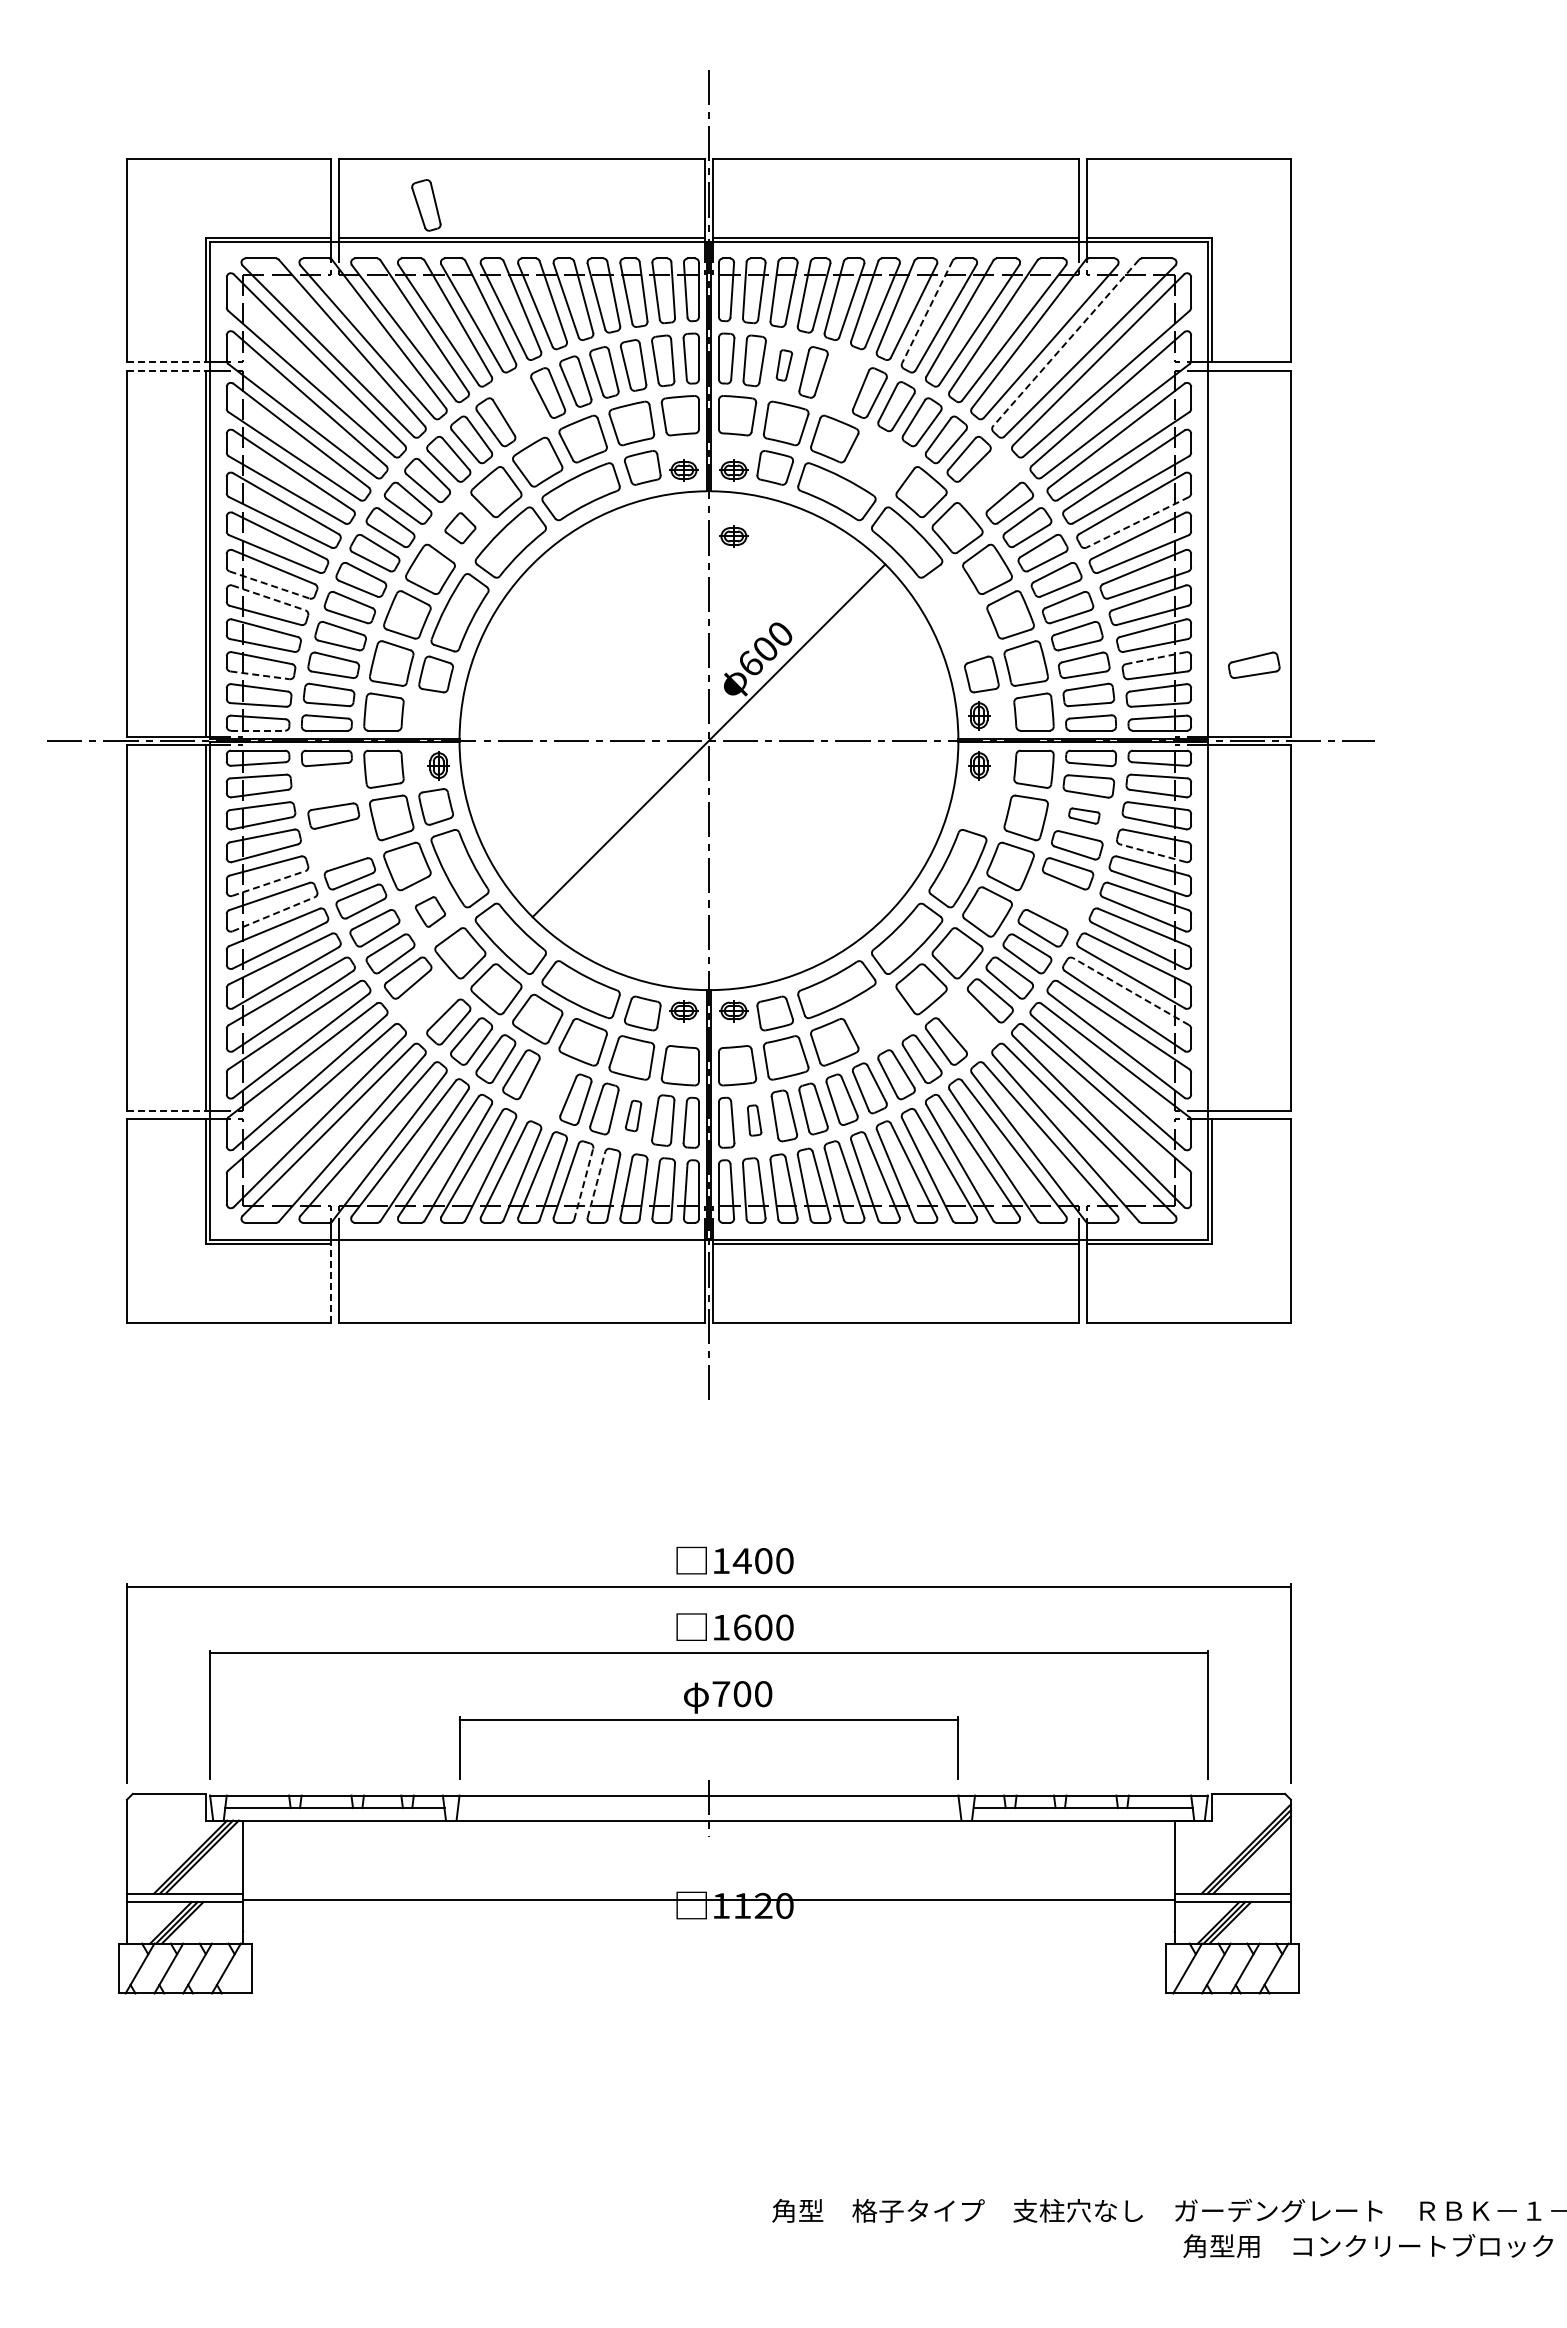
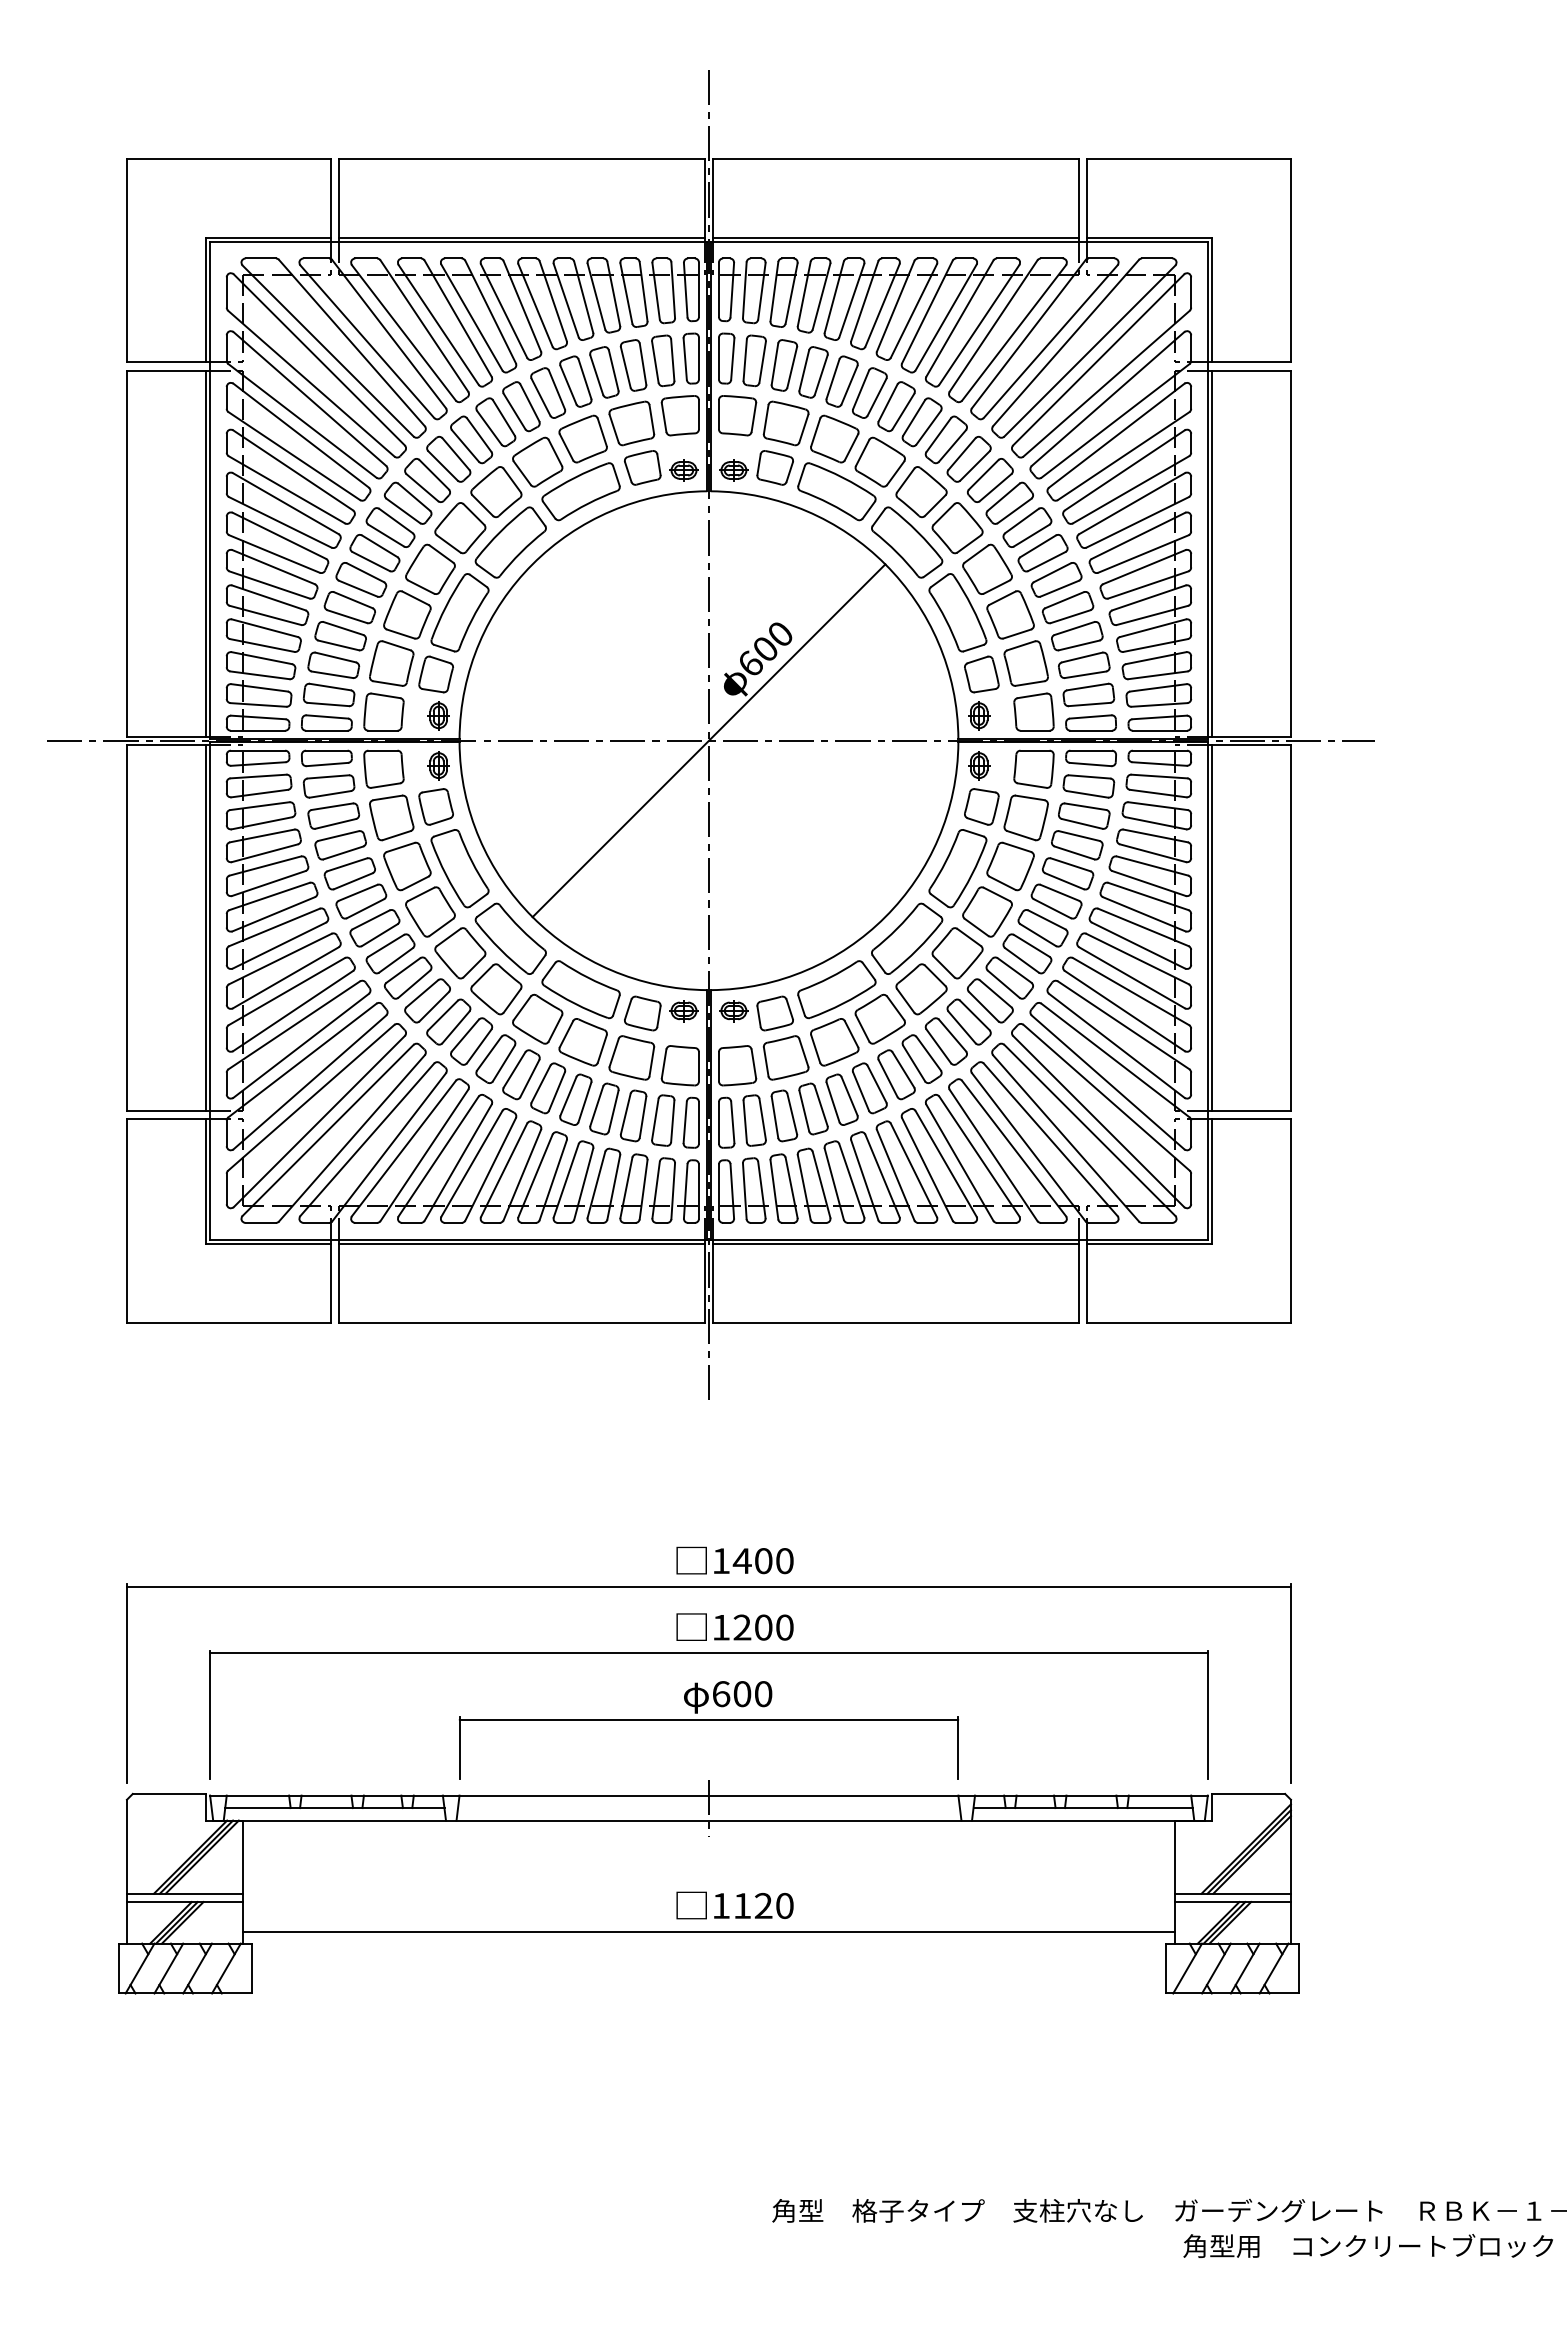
part: present -> none (426, 205)
line: dashed -> solid (927, 312)
line: dashed -> solid (1066, 343)
line: dashed -> solid (168, 362)
part size: 18x33 px -> 29x53 px (784, 365)
line: dashed -> solid (168, 370)
part: none -> present (841, 381)
part: none -> present (521, 406)
part: none -> present (879, 461)
part: none -> present (990, 480)
line: dashed -> solid (1137, 522)
part size: 33x33 px -> 53x53 px (460, 528)
part: present -> none (733, 536)
line: none -> present (1211, 553)
line: dashed -> solid (270, 585)
line: dashed -> solid (268, 597)
part: none -> present (957, 612)
line: dashed -> solid (1156, 658)
part: present -> none (1254, 664)
line: dashed -> solid (259, 675)
part: none -> present (438, 715)
line: dashed -> solid (258, 730)
part: none -> present (328, 786)
part: none -> present (981, 806)
part size: 33x18 px -> 53x28 px (1084, 815)
part: none -> present (340, 845)
line: dashed -> solid (1152, 853)
line: dashed -> solid (268, 883)
part: none -> present (1056, 901)
part size: 33x32 px -> 51x52 px (430, 911)
line: dashed -> solid (273, 914)
line: none -> present (1211, 927)
line: dashed -> solid (1130, 991)
part: none -> present (427, 1000)
part: none -> present (879, 1018)
part: none -> present (968, 1021)
part: none -> present (548, 1088)
line: dashed -> solid (168, 1110)
part size: 18x34 px -> 29x54 px (633, 1115)
part size: 16x33 px -> 25x53 px (754, 1120)
line: dashed -> solid (583, 1184)
line: dashed -> solid (596, 1184)
line: none -> present (521, 1243)
line: dashed -> solid (330, 1281)
text: 1600 -> 1200 (742, 1627)
text: 700 -> 600 (721, 1694)
line position: (708, 1899) -> (708, 1931) (708, 1931)
